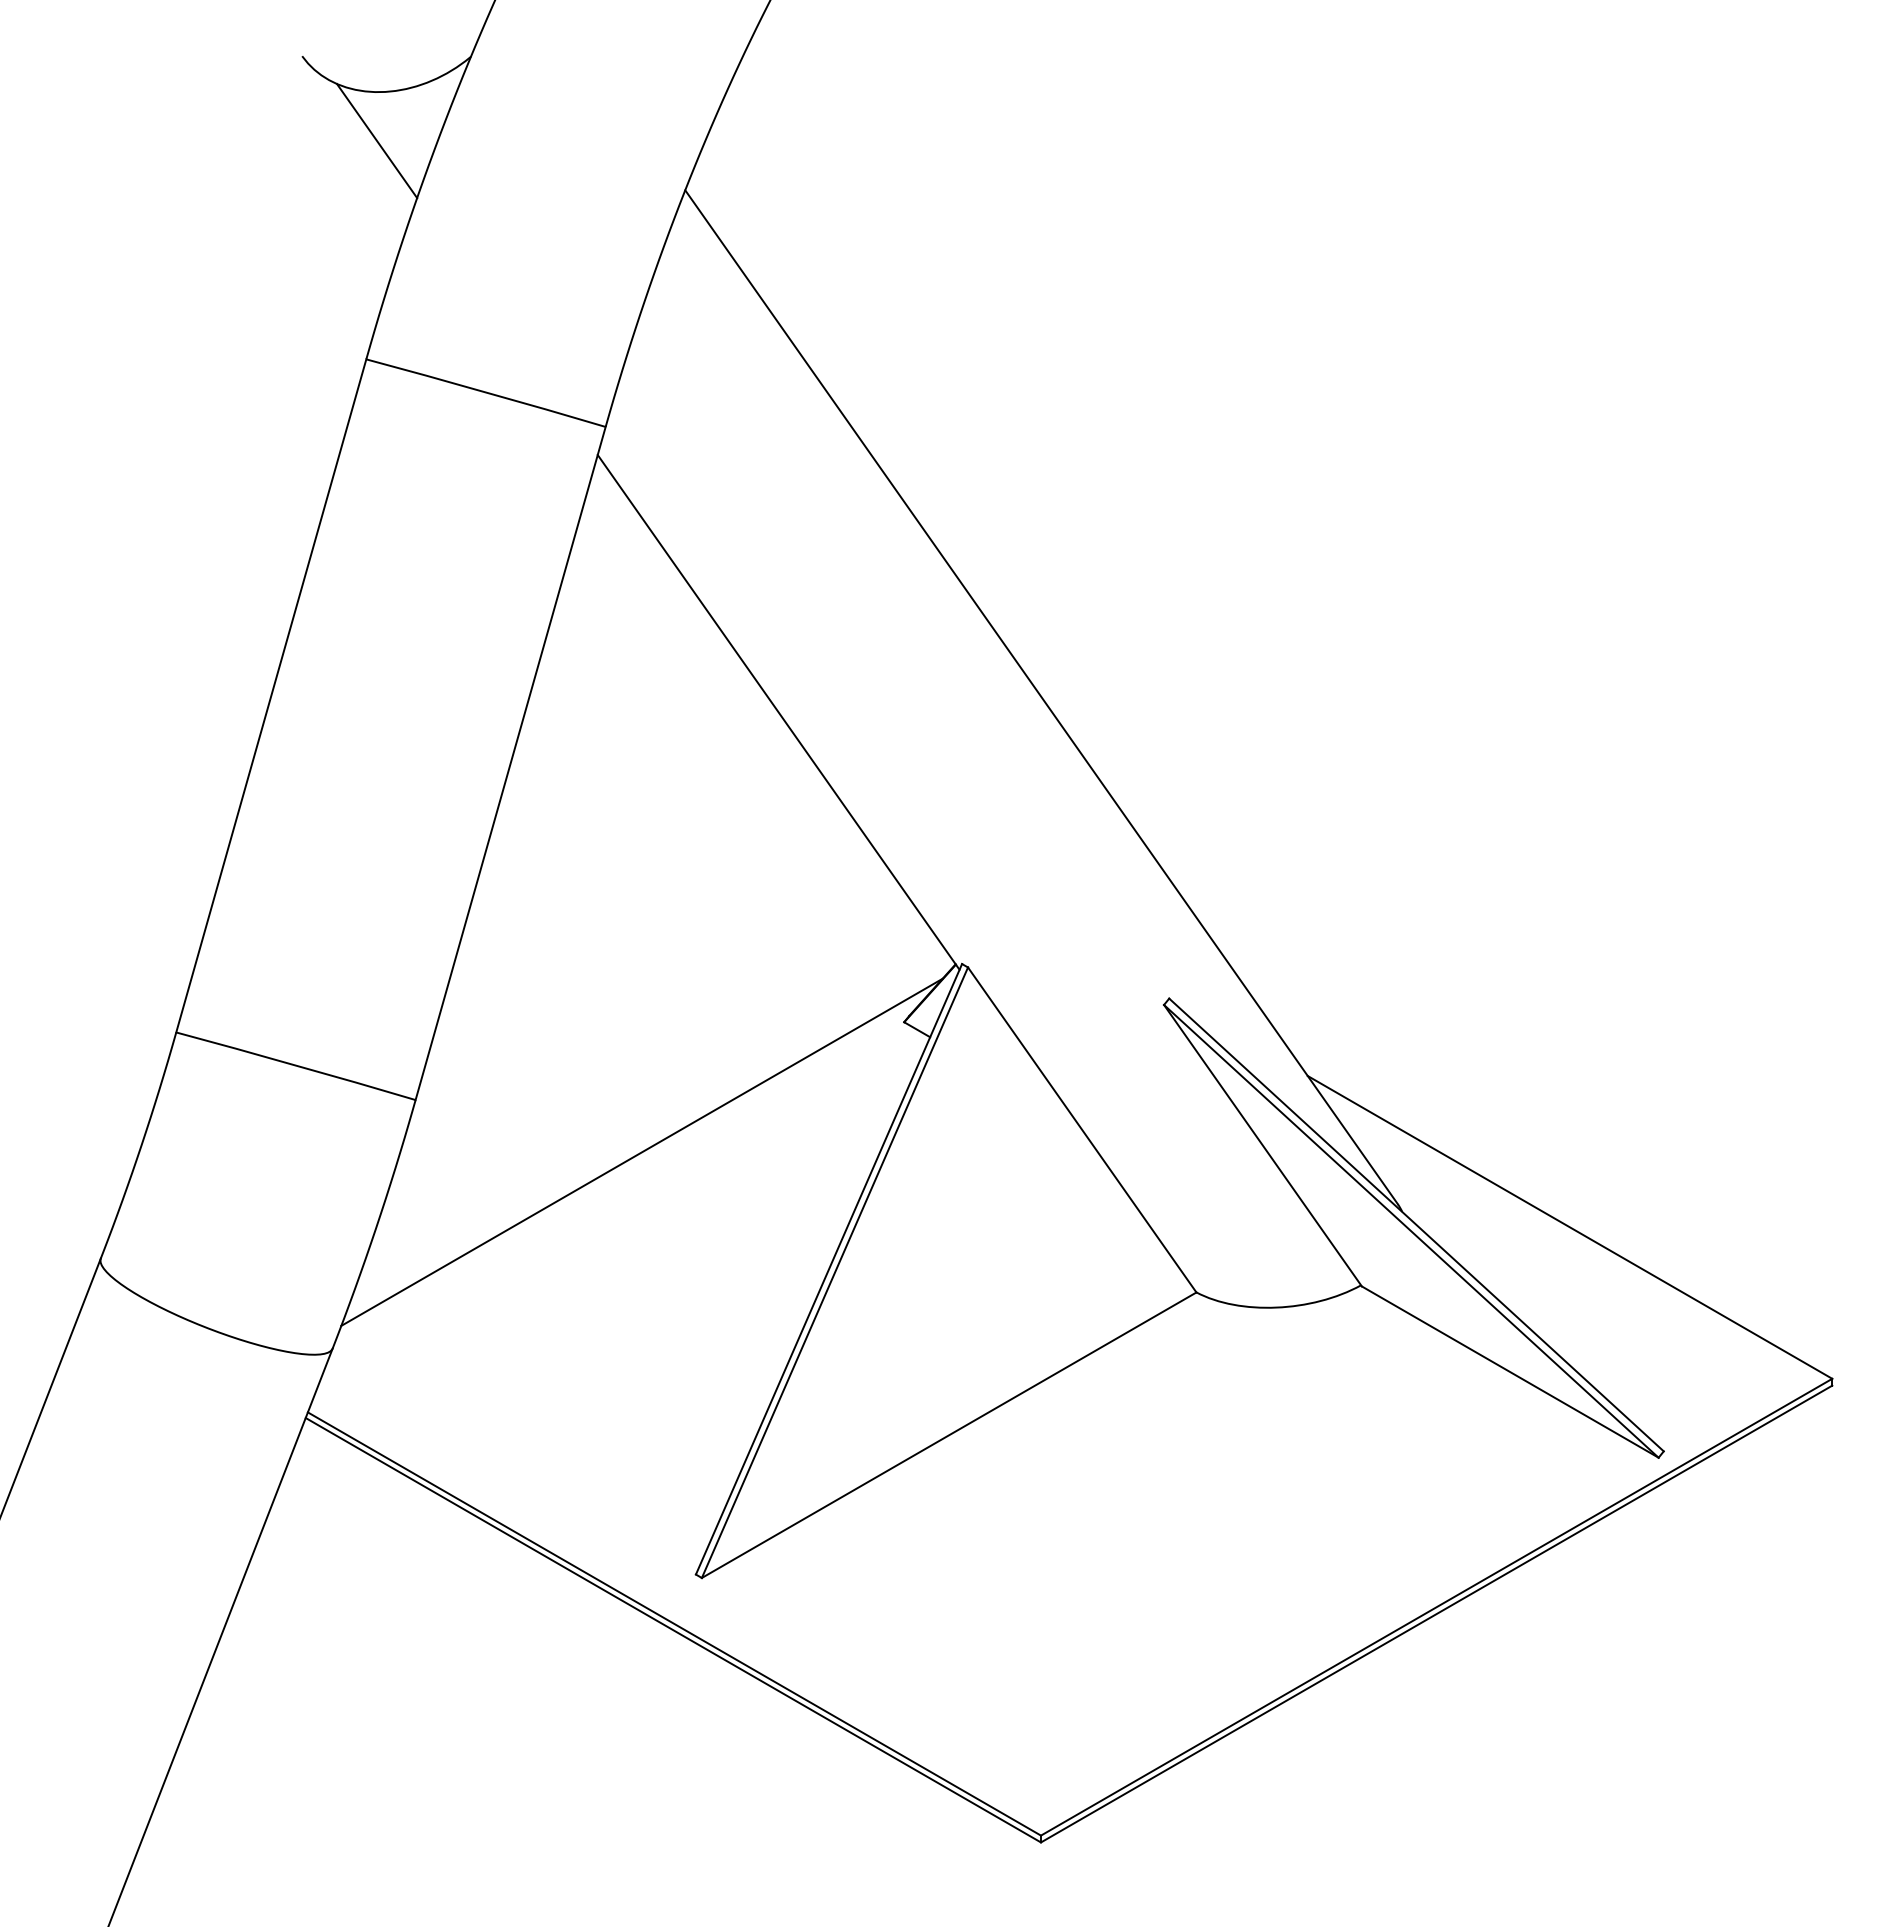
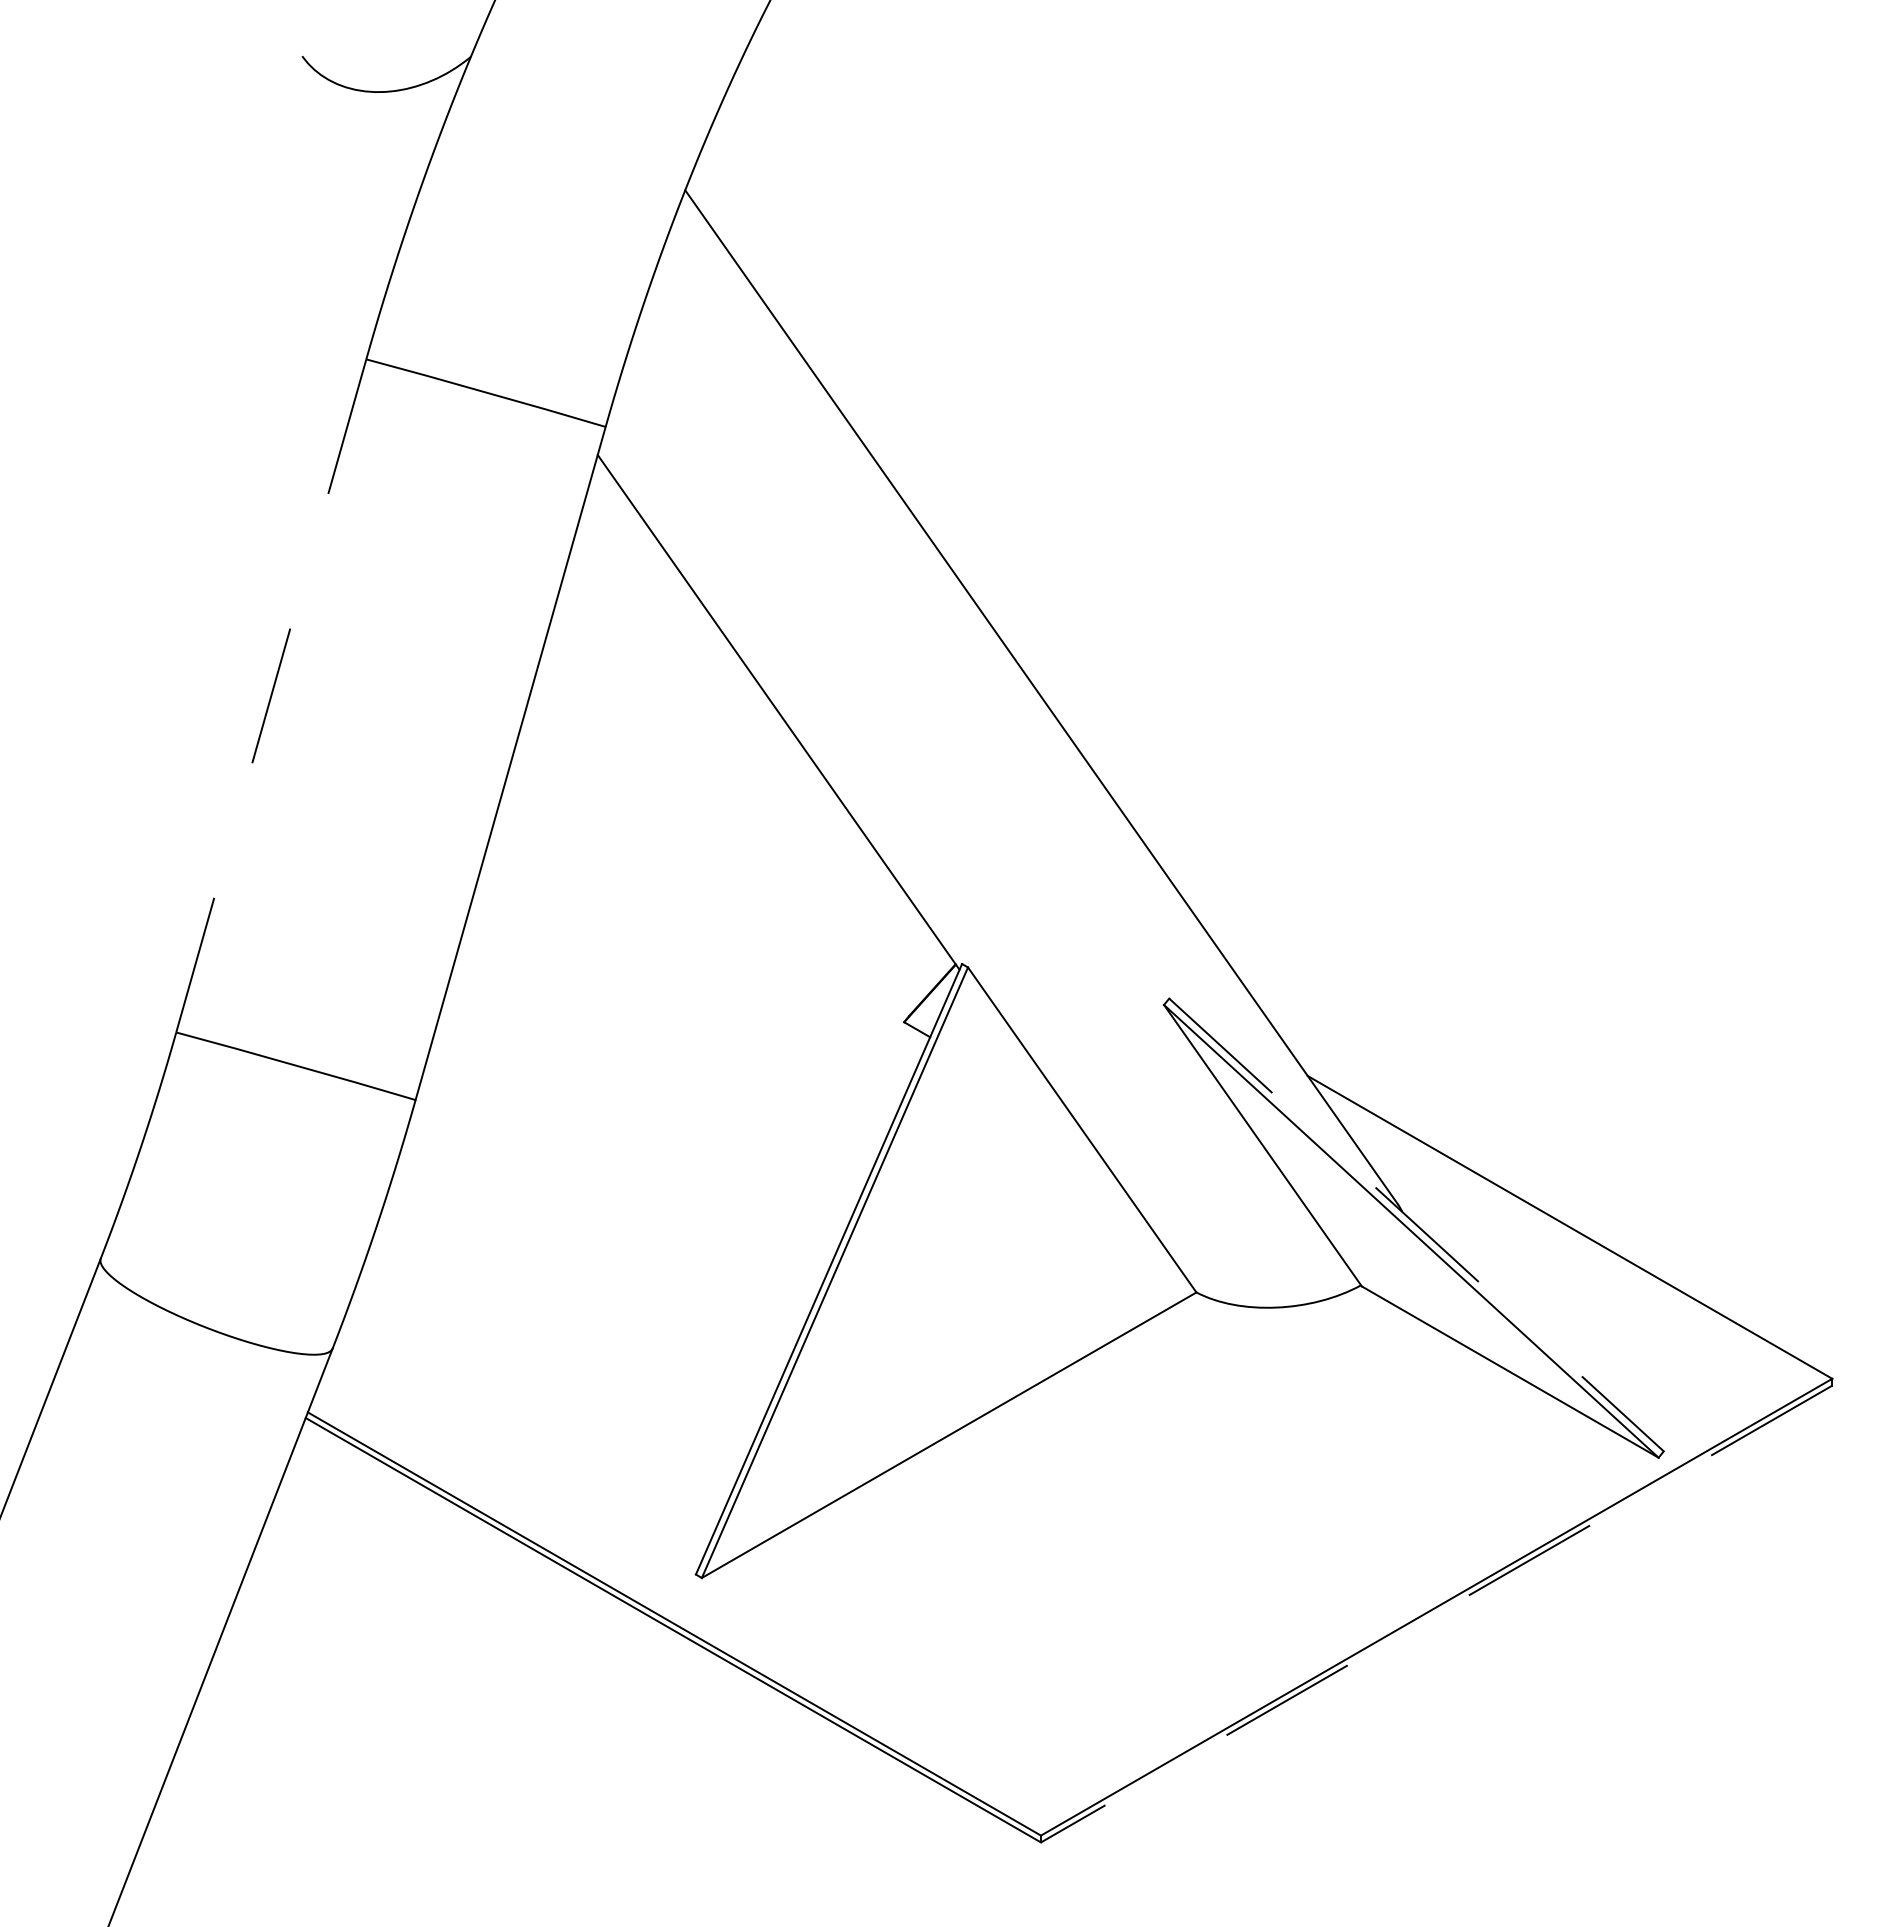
line: present -> none (377, 141)
line: solid -> dashed (271, 695)
line: present -> none (641, 1151)
line: solid -> dashed (1416, 1225)
line: solid -> dashed (1436, 1614)
